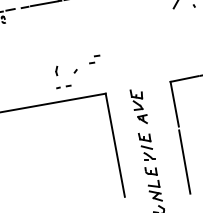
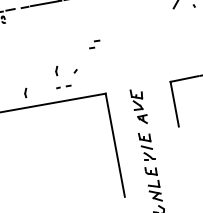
part position: (94, 59) -> (94, 44) (94, 44)
part: none -> present (25, 92)
line: present -> none (184, 161)
